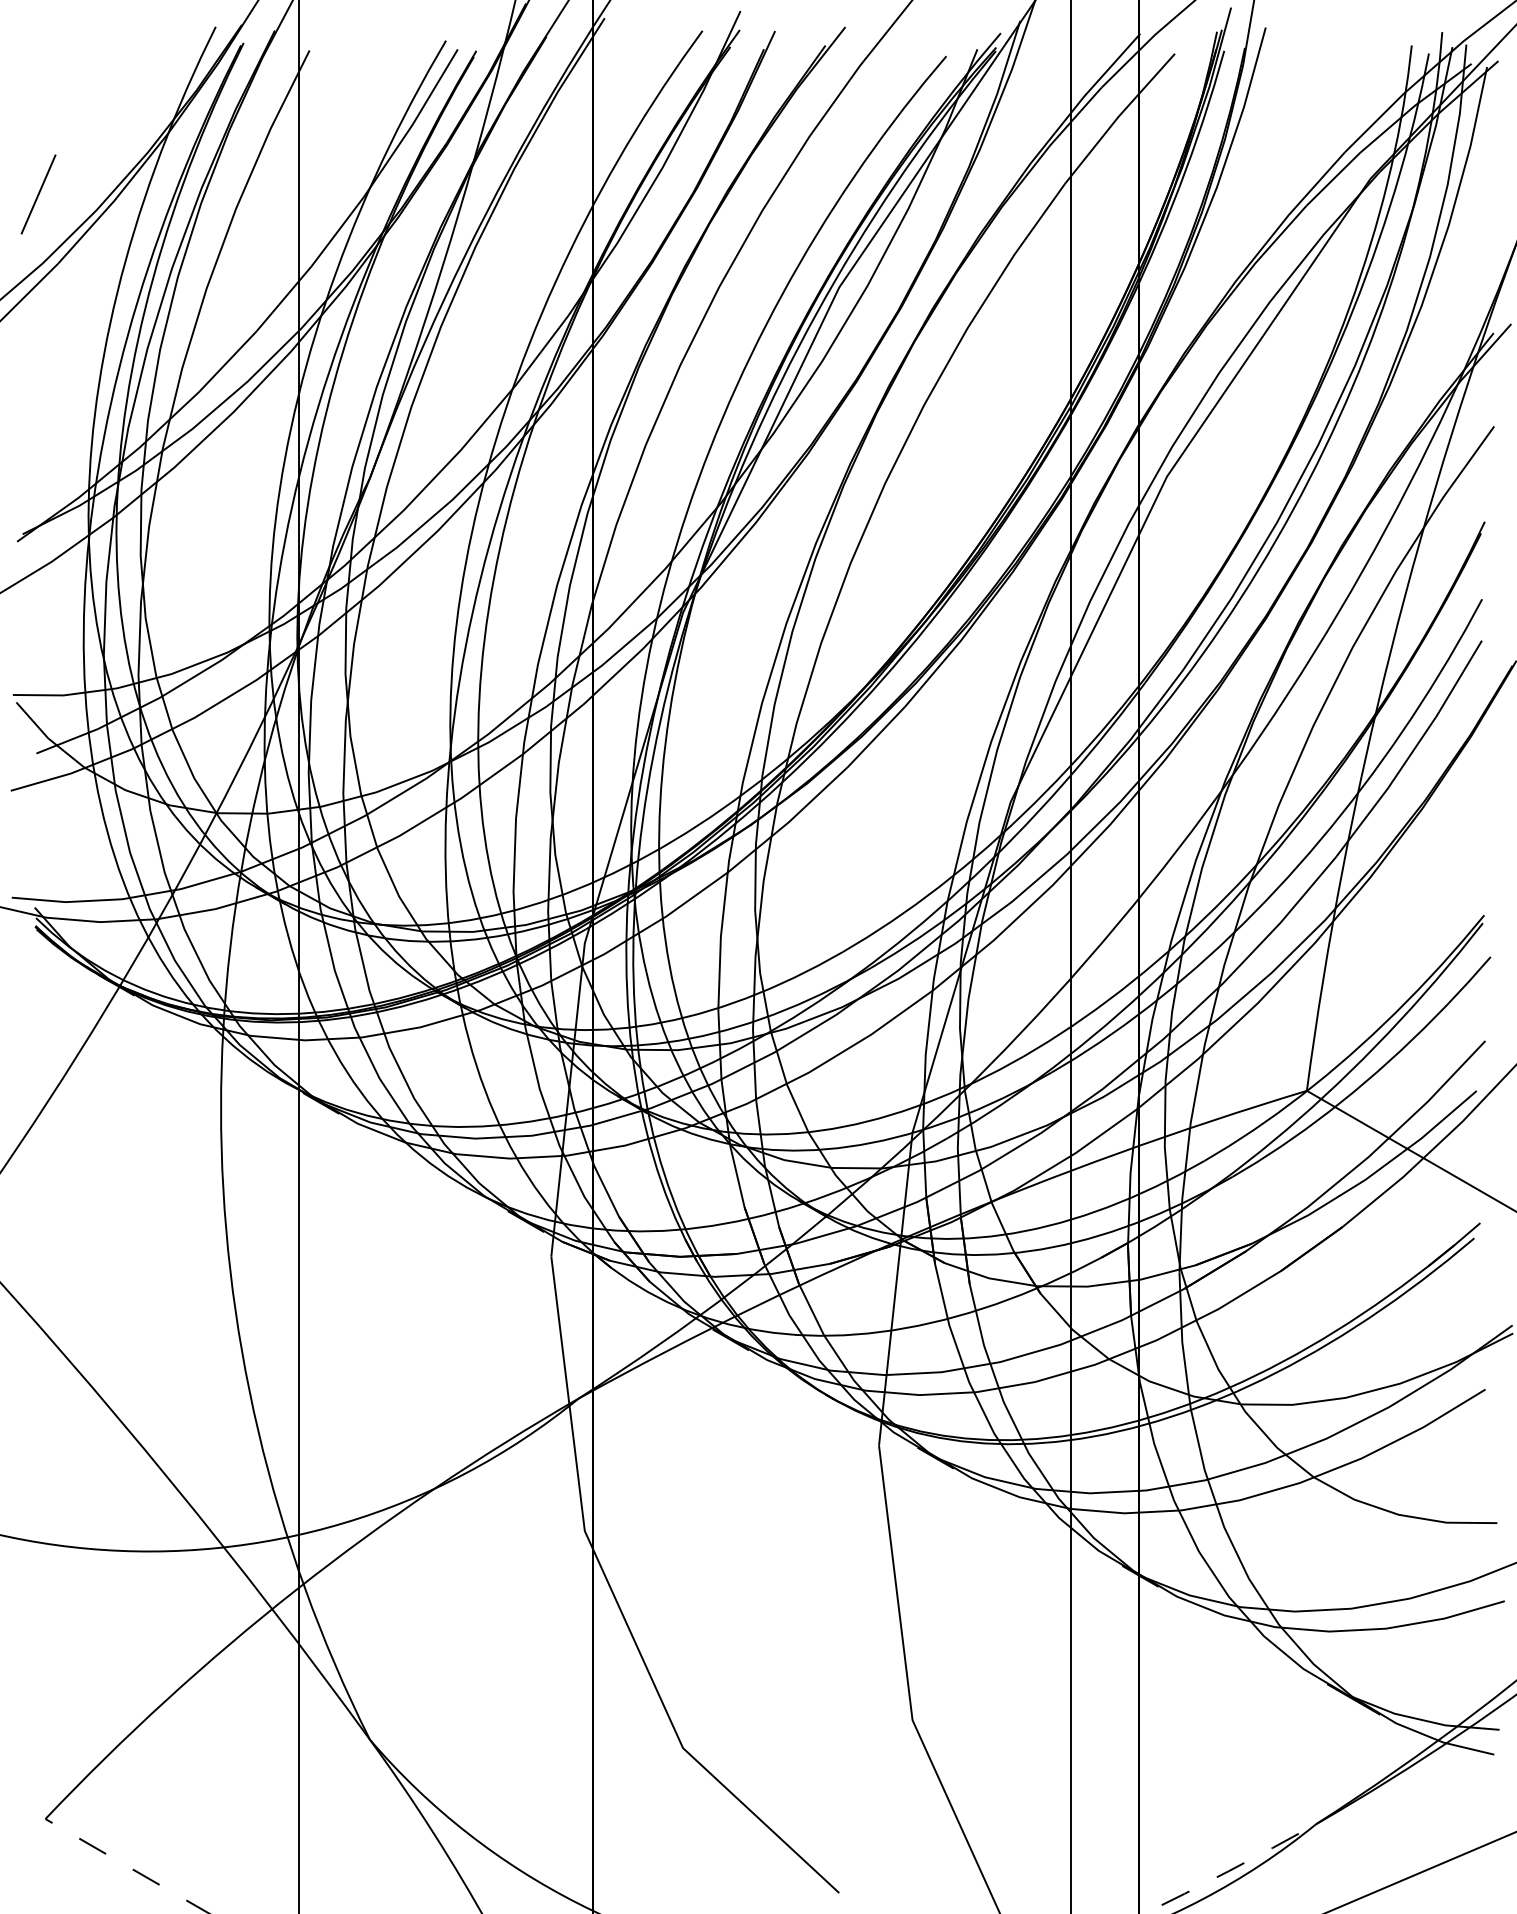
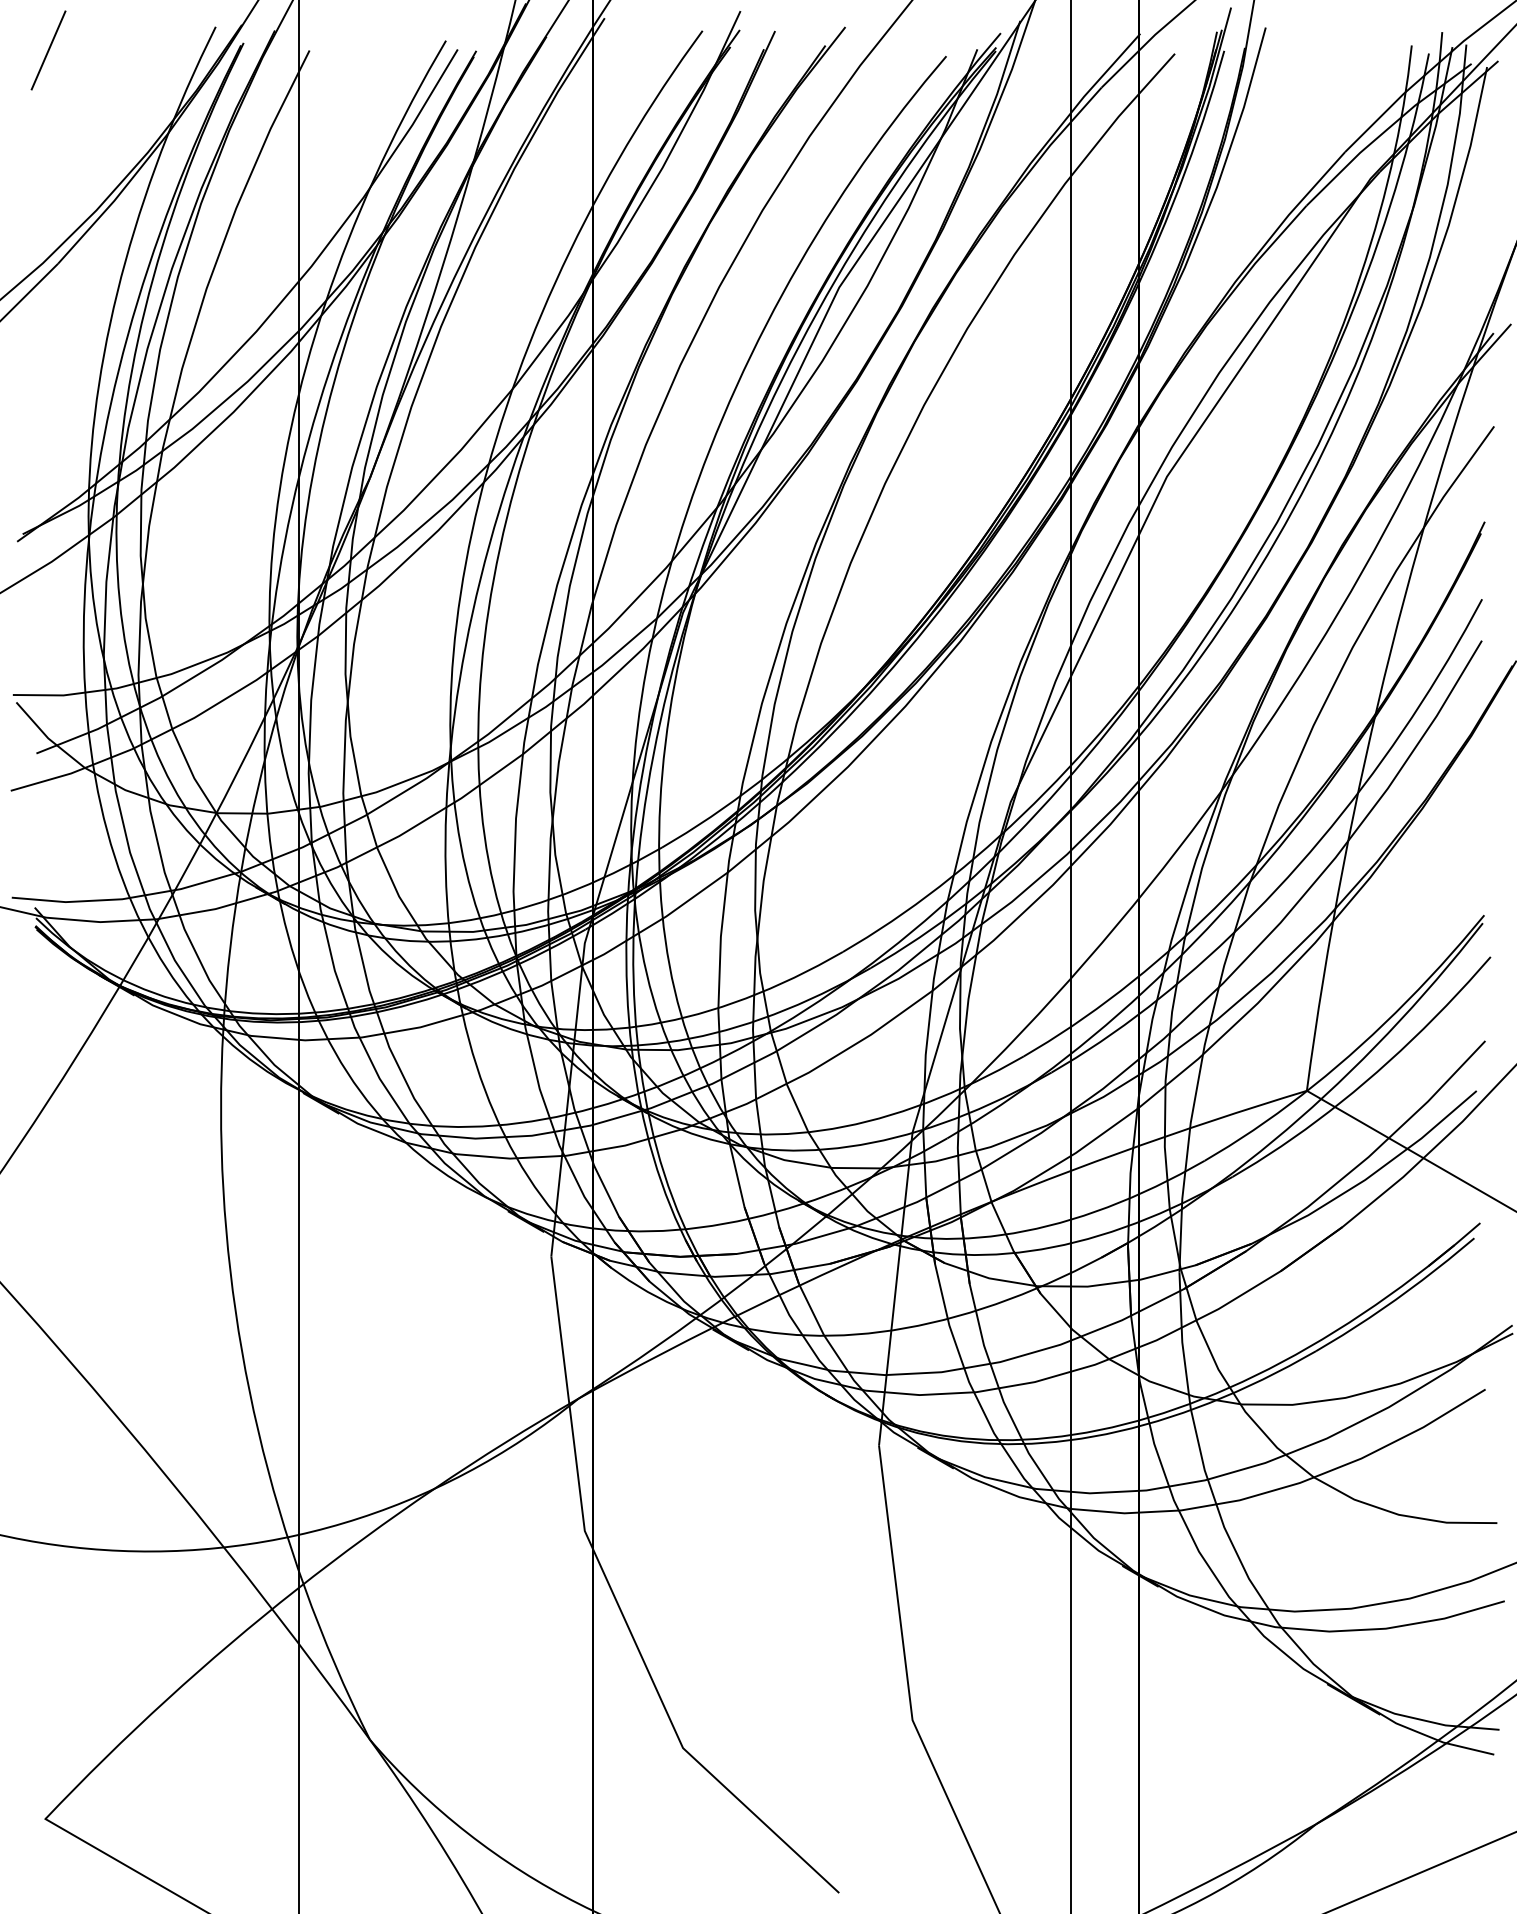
line position: (38, 194) -> (48, 50) (48, 50)
line: dashed -> solid (127, 1866)
arc: dashed -> solid (1230, 1870)
